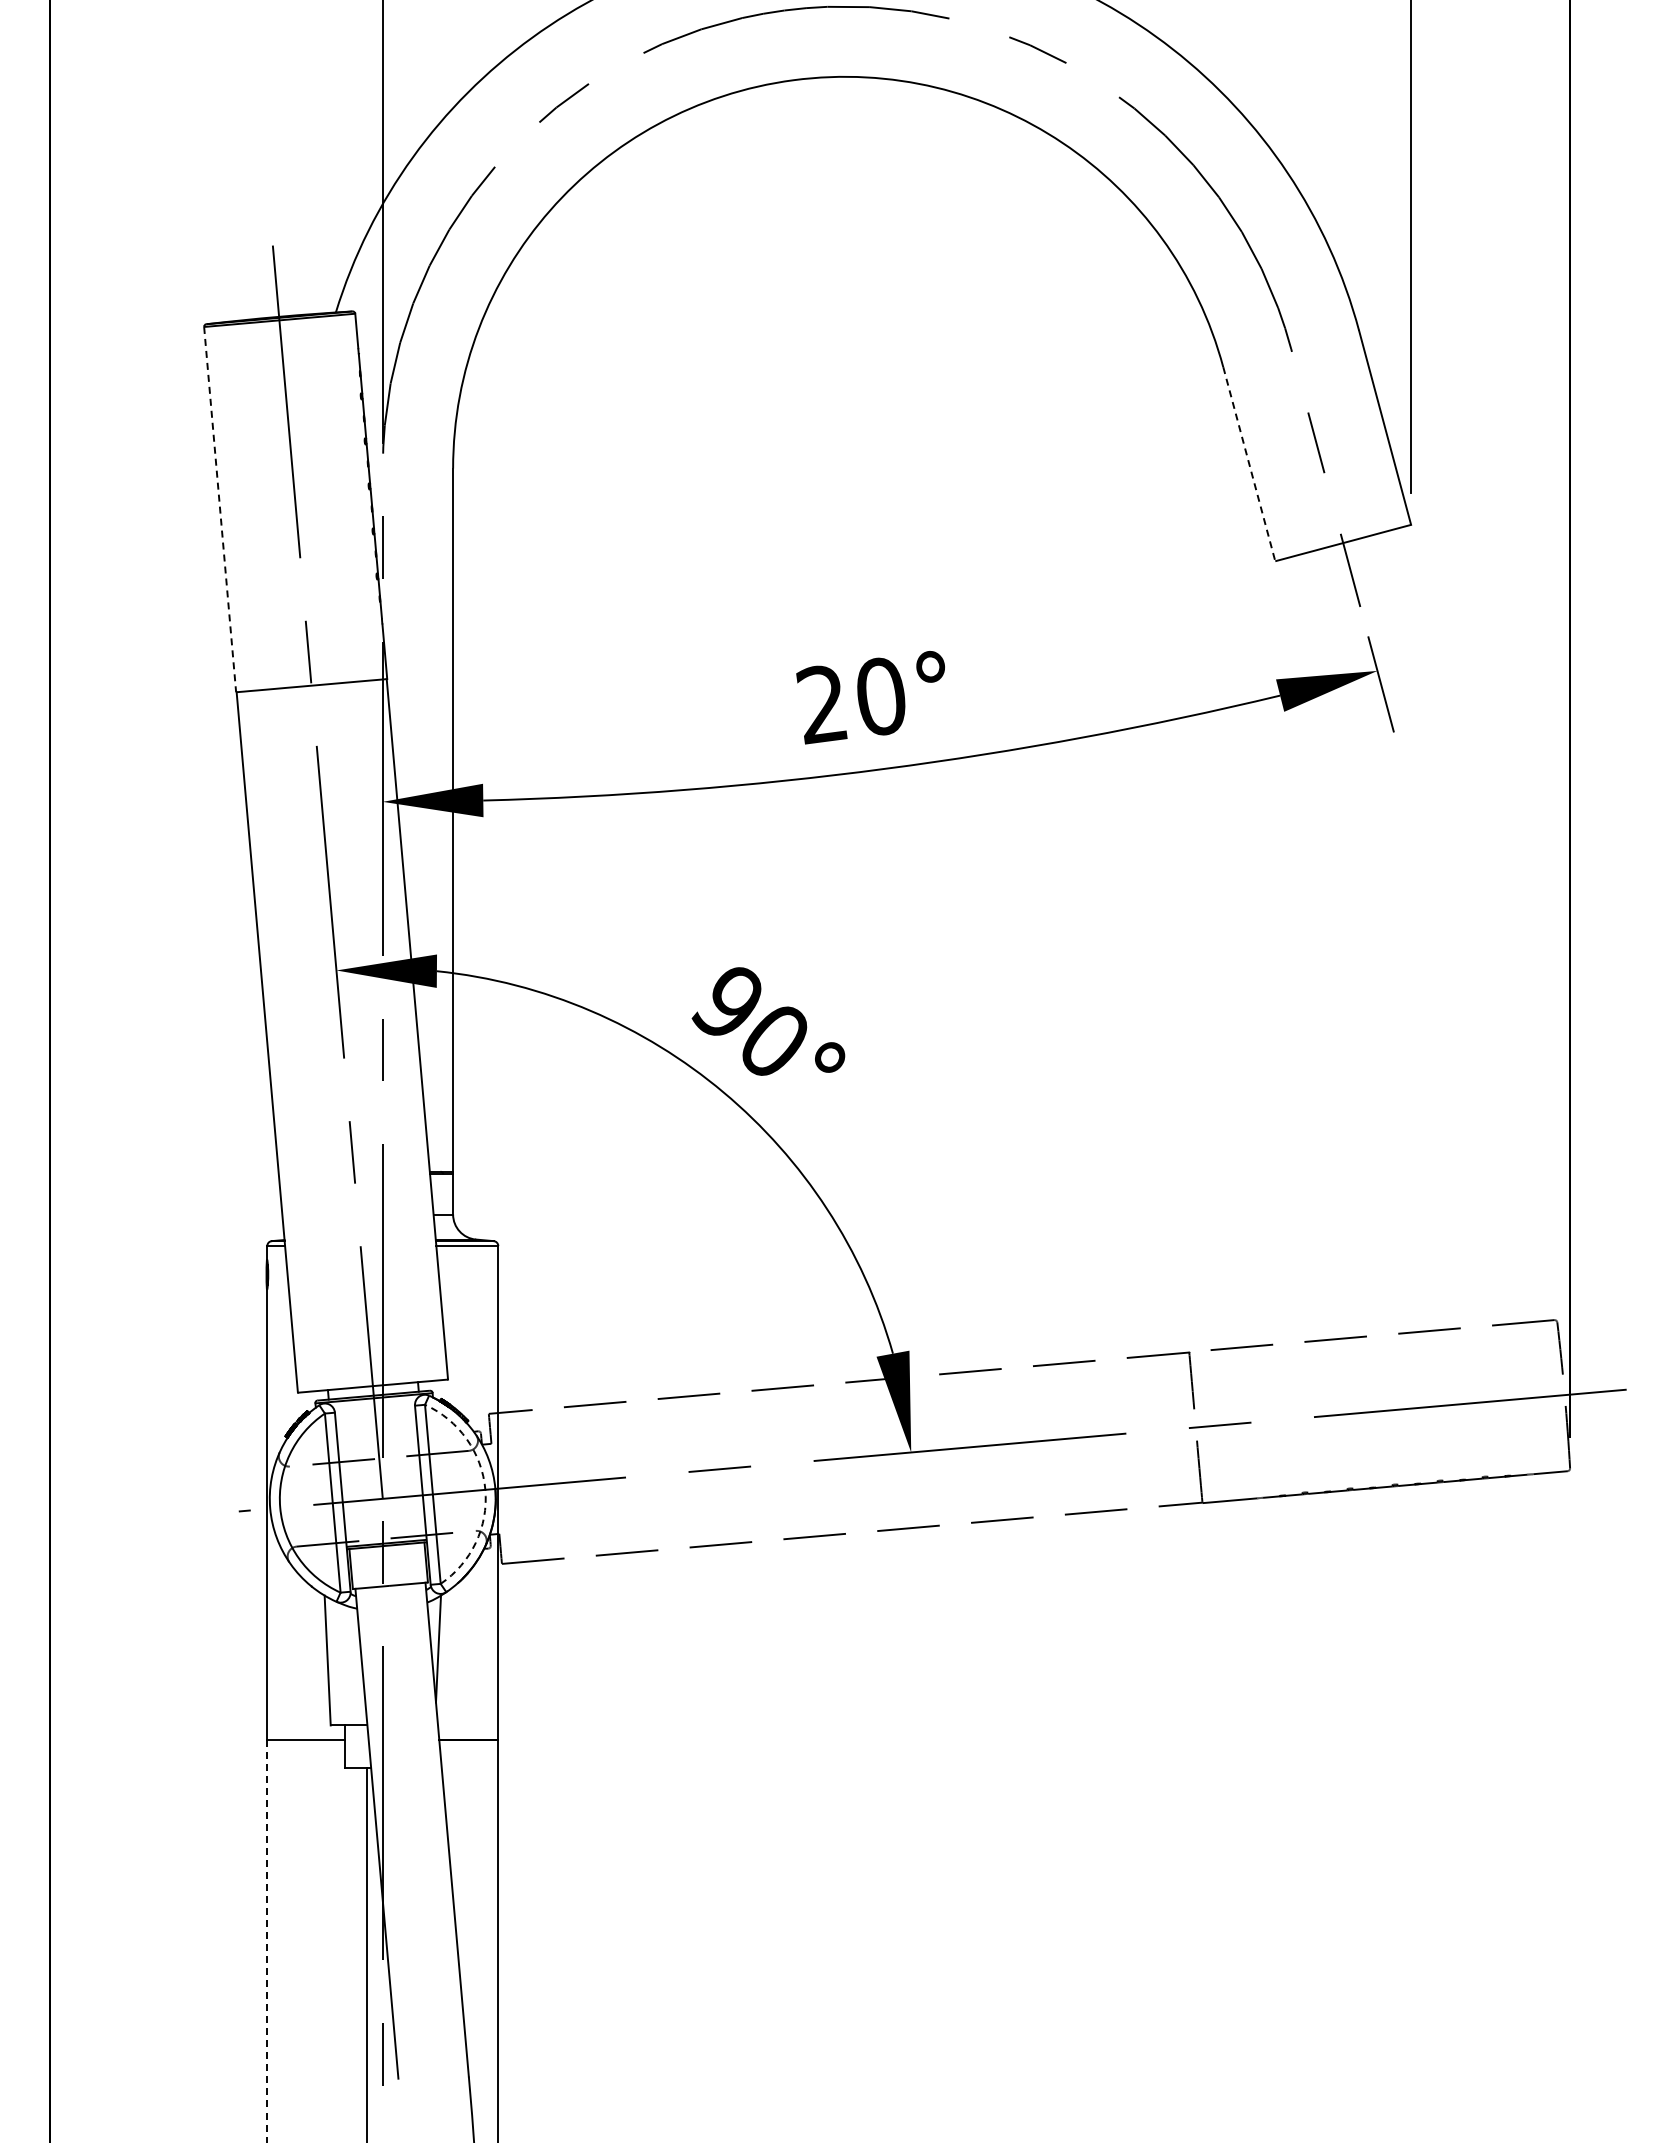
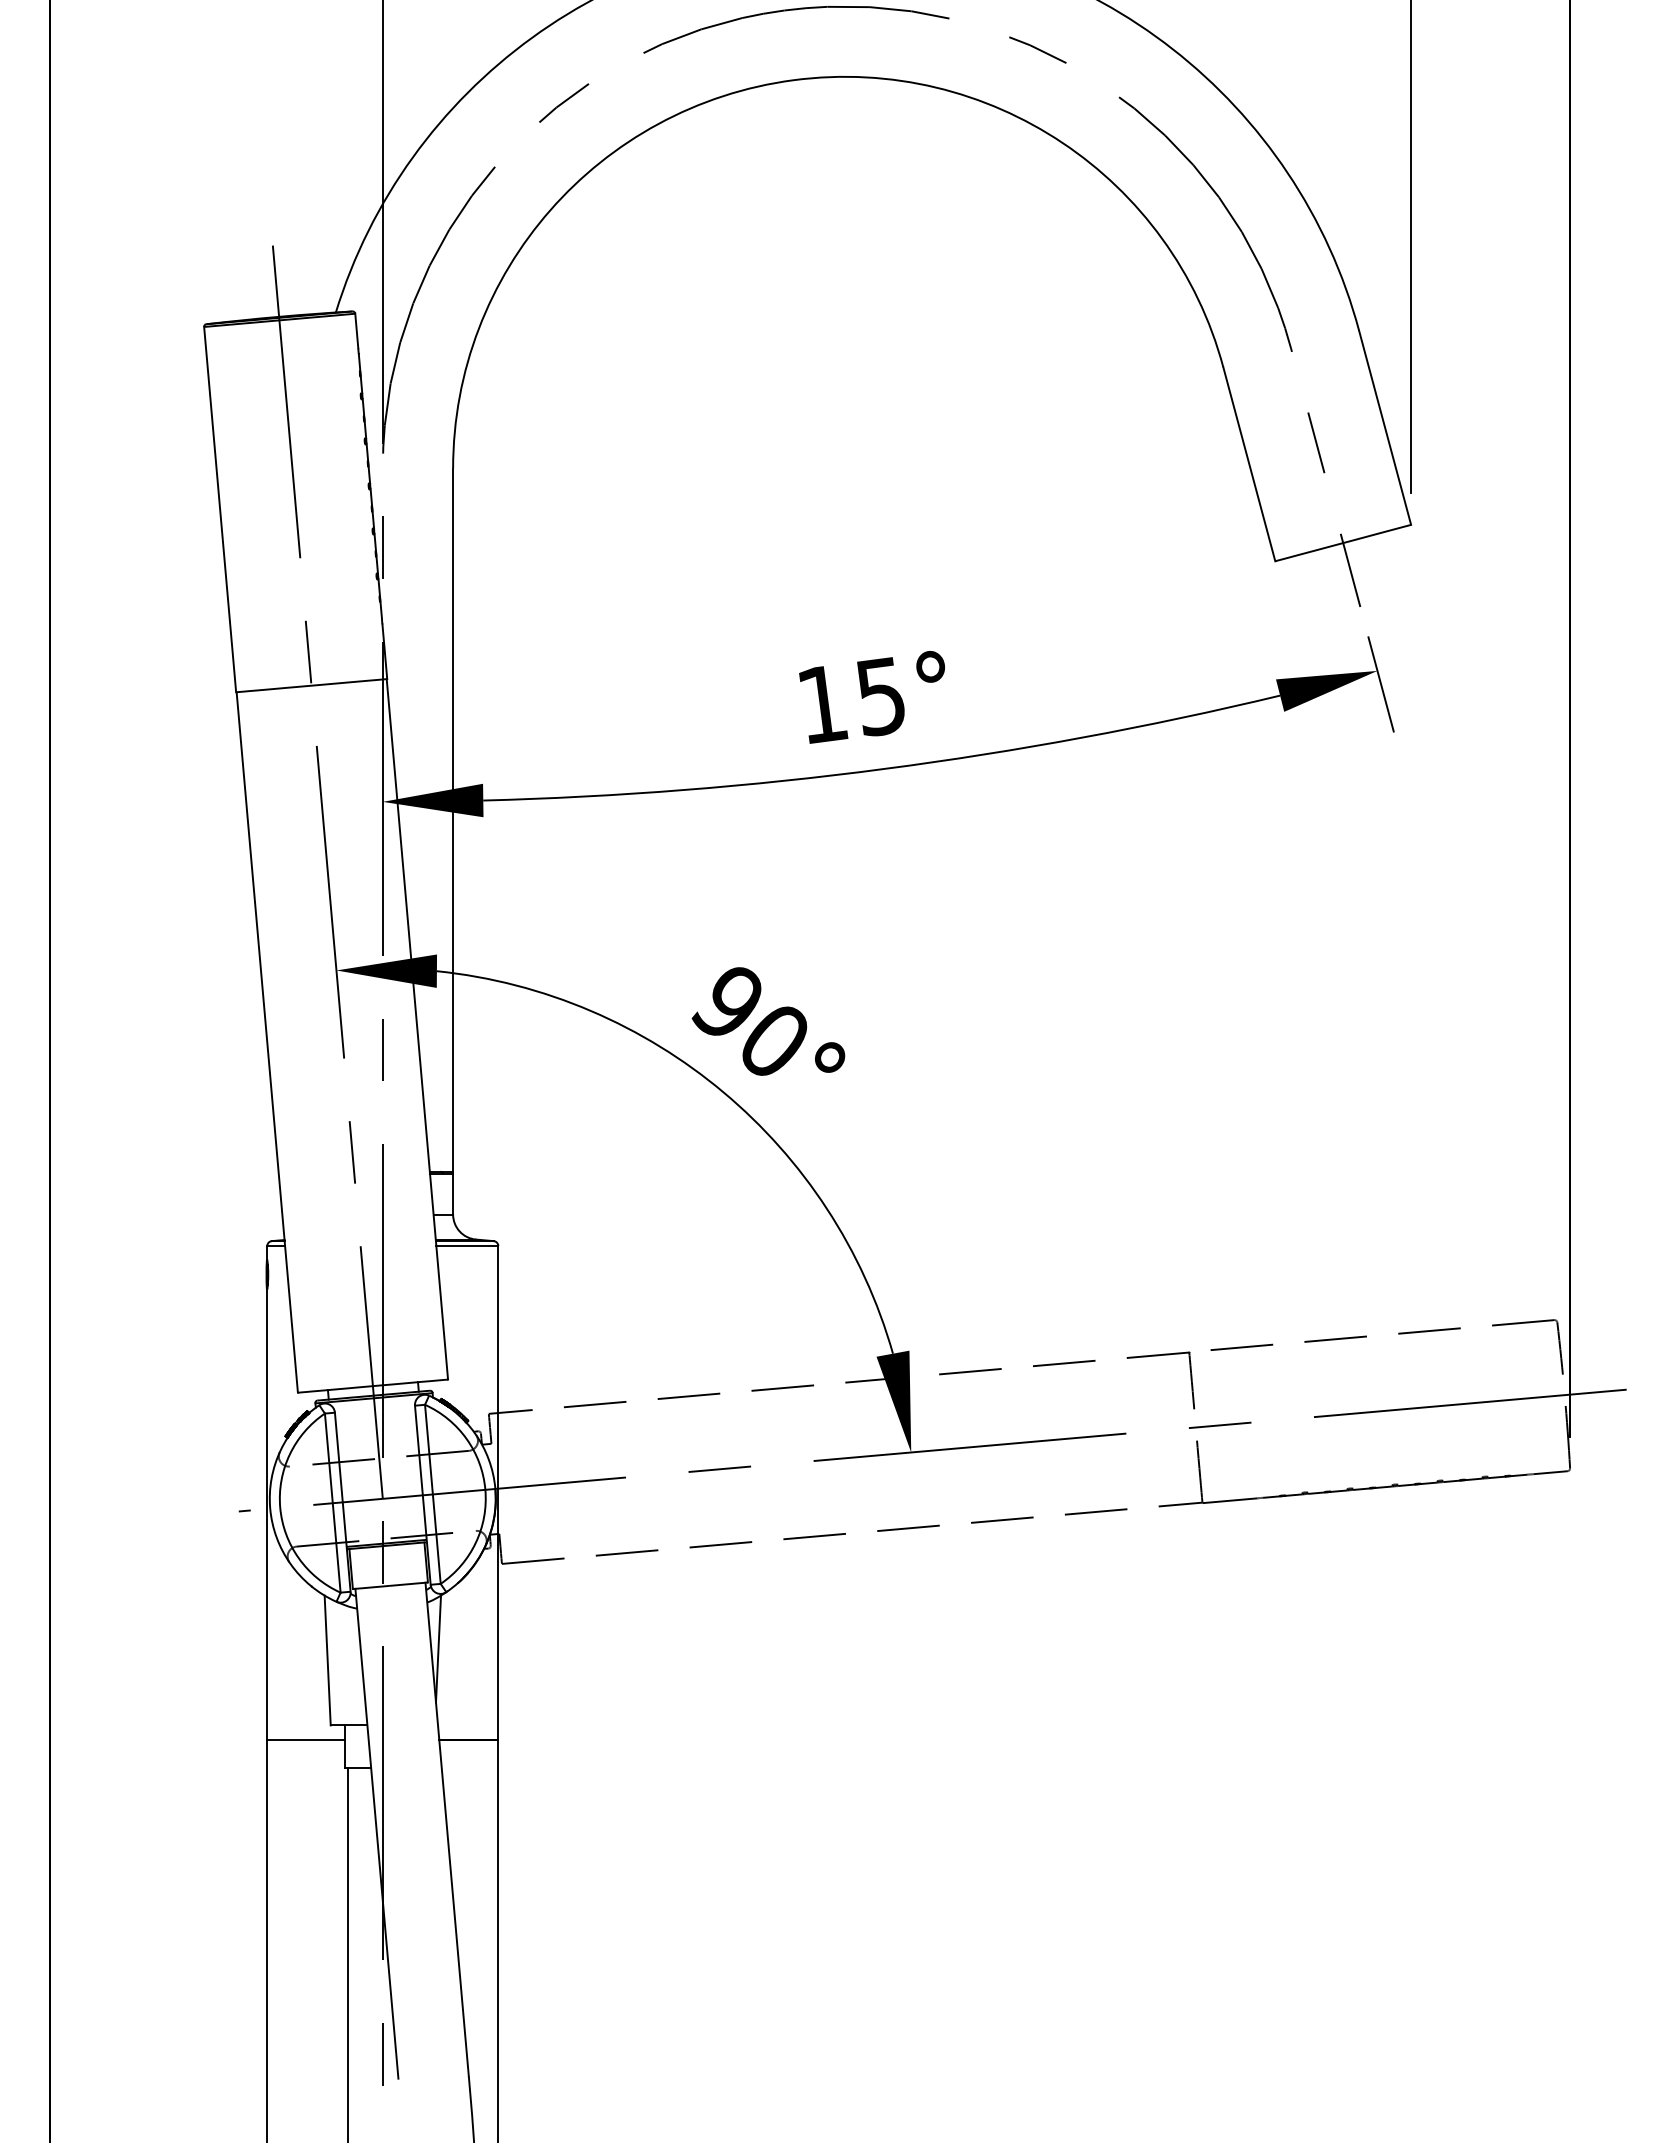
line: dashed -> solid (1249, 464)
line: dashed -> solid (220, 510)
text: 20° -> 15° (850, 700)
arc: dashed -> solid (485, 1489)
line: dashed -> solid (267, 1941)
line position: (366, 1953) -> (347, 1953) (347, 1953)
